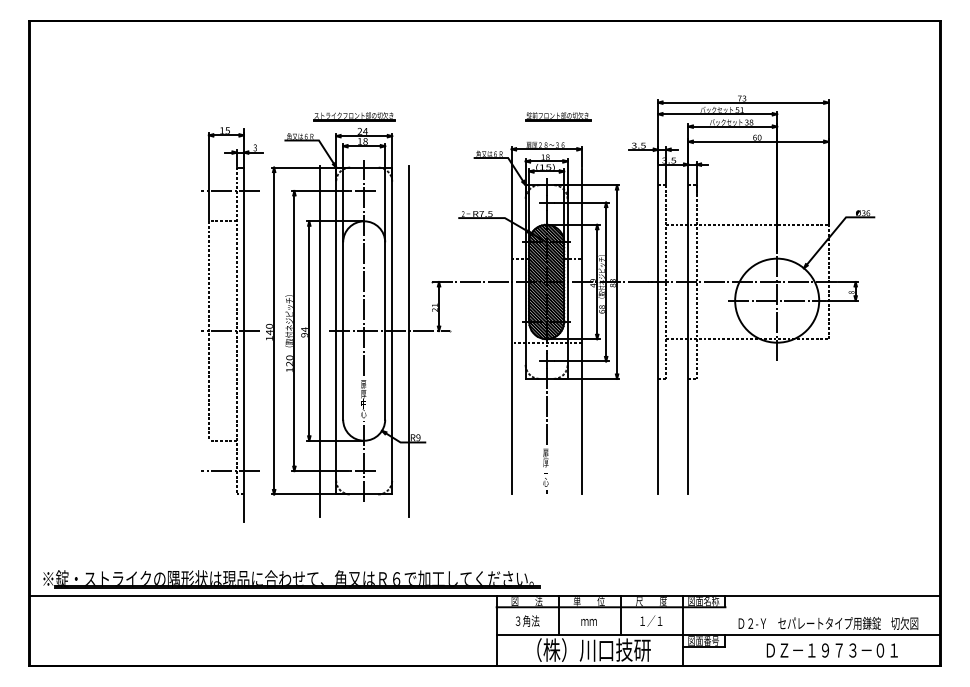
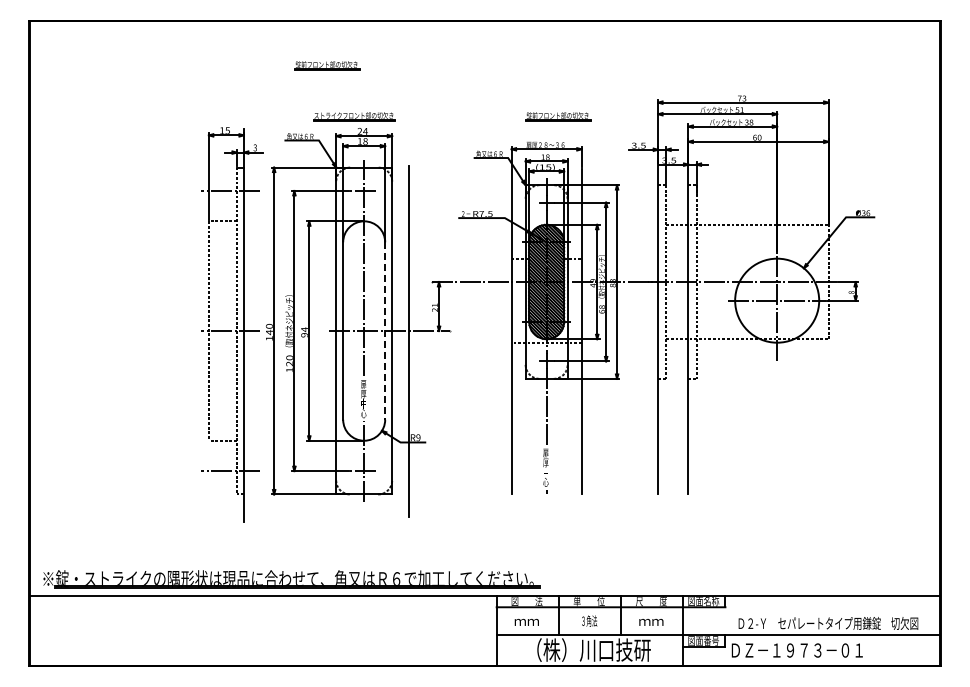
part: none -> present (327, 65)
line: solid -> dashed (385, 331)
line: present -> none (319, 340)
text: ３角法 -> ｍｍ (526, 620)
text: ｍｍ -> ３角法 (589, 620)
text: １／１ -> ｍｍ (651, 620)
text position: (831, 650) -> (796, 650) (796, 650)
